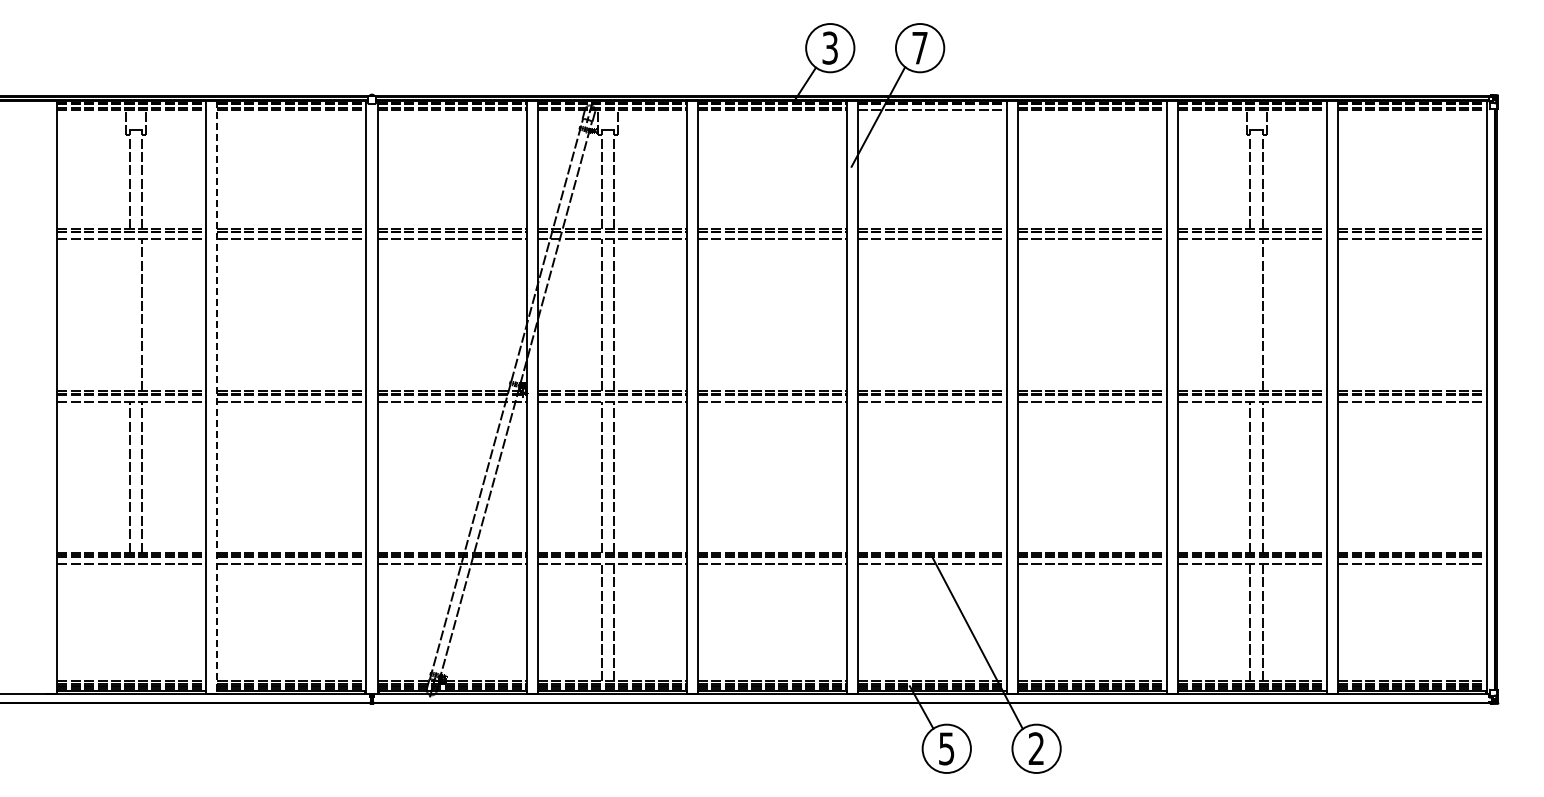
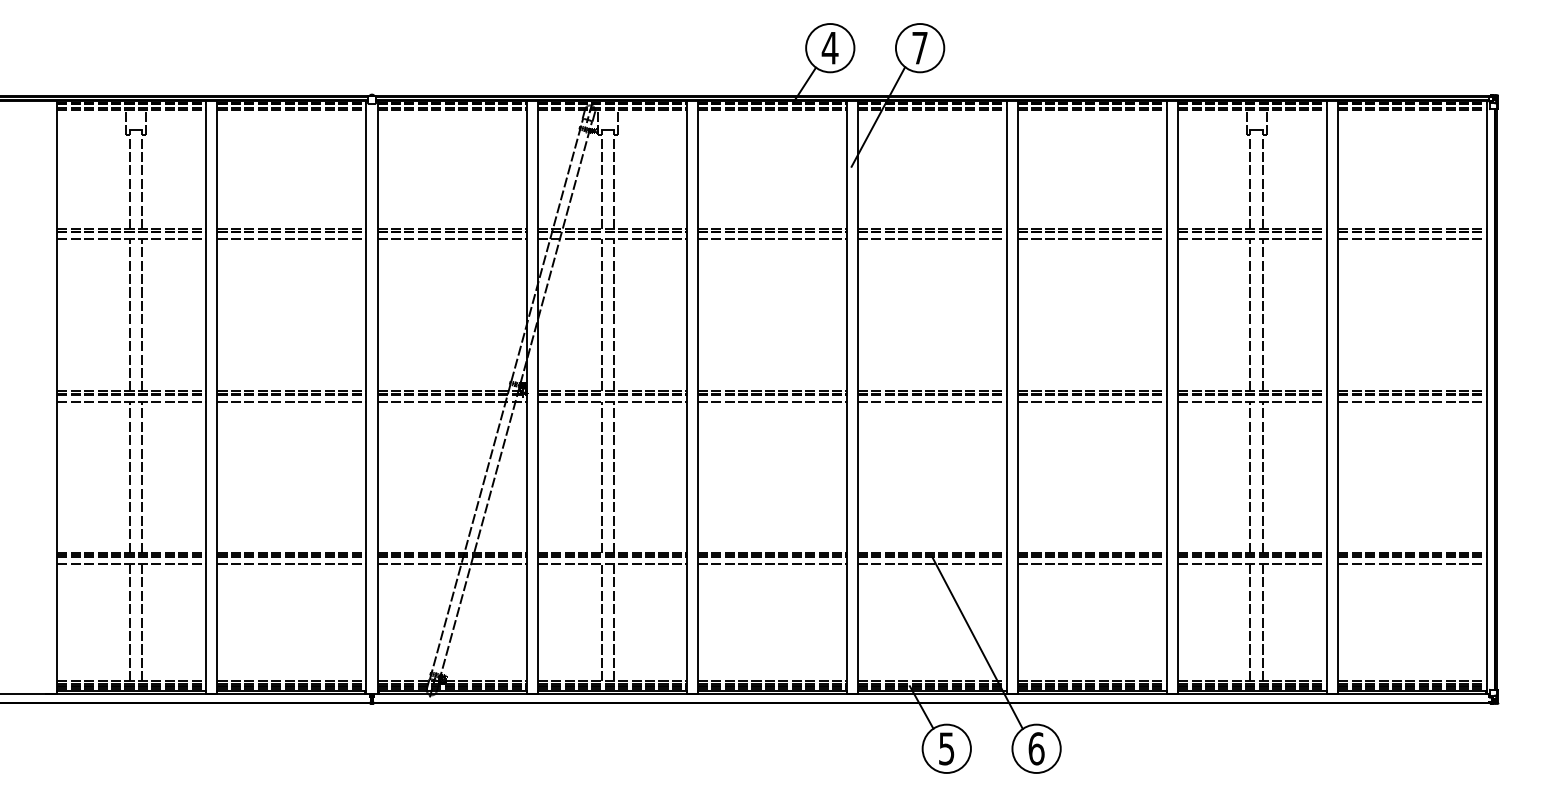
text: 3 -> 4 (829, 47)
line: none -> present (931, 107)
line: none -> present (129, 315)
line: none -> present (1250, 315)
line: dashed -> solid (217, 397)
line: none -> present (129, 622)
line: none -> present (142, 622)
text: 2 -> 6 (1036, 748)
